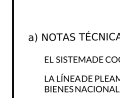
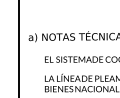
line position: (13, 48) -> (19, 48) (19, 48)
